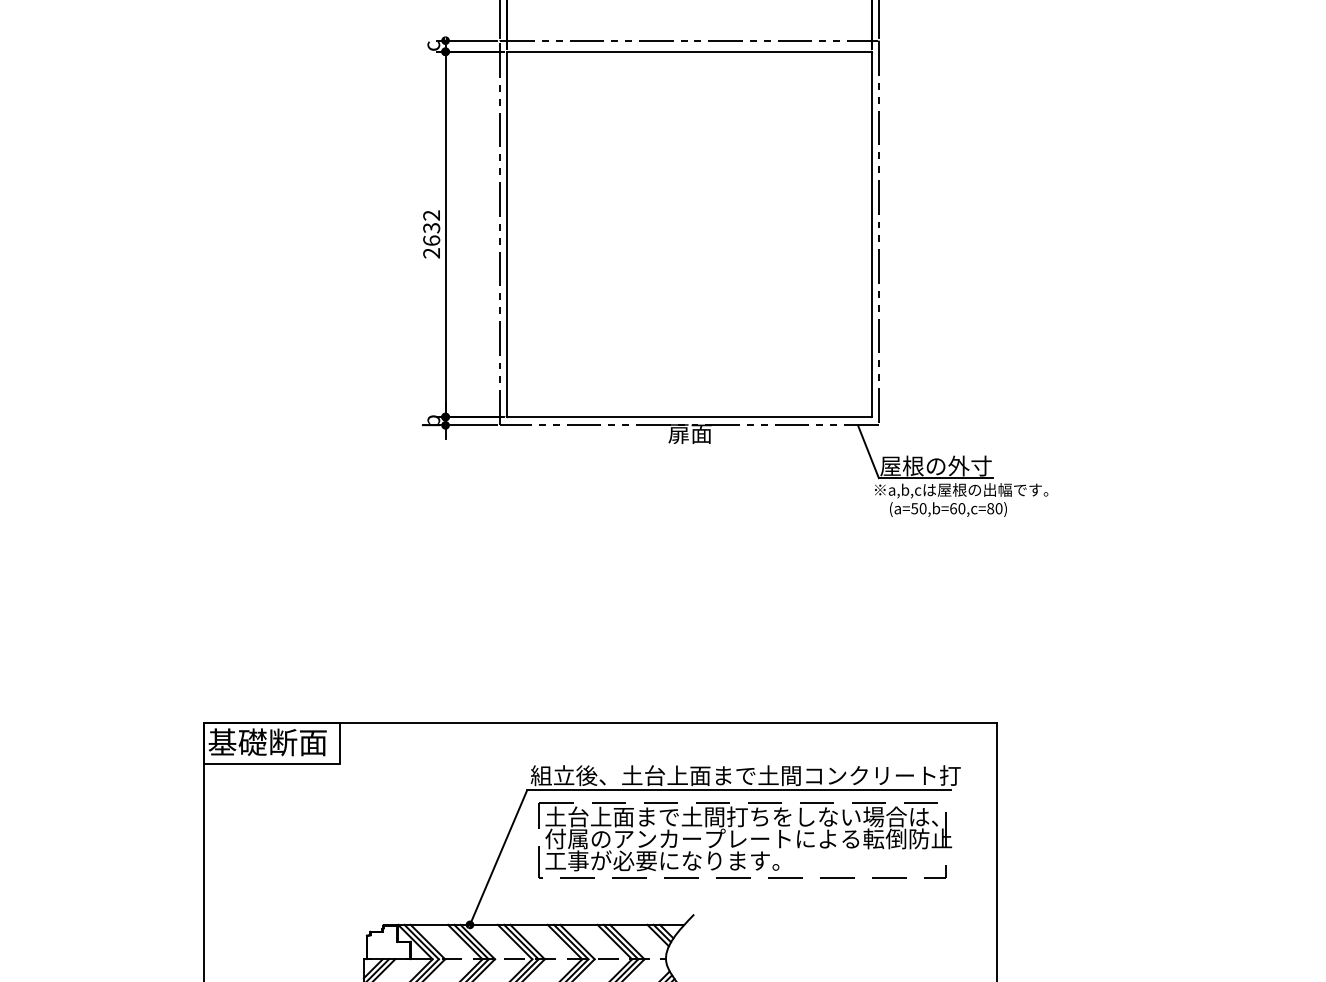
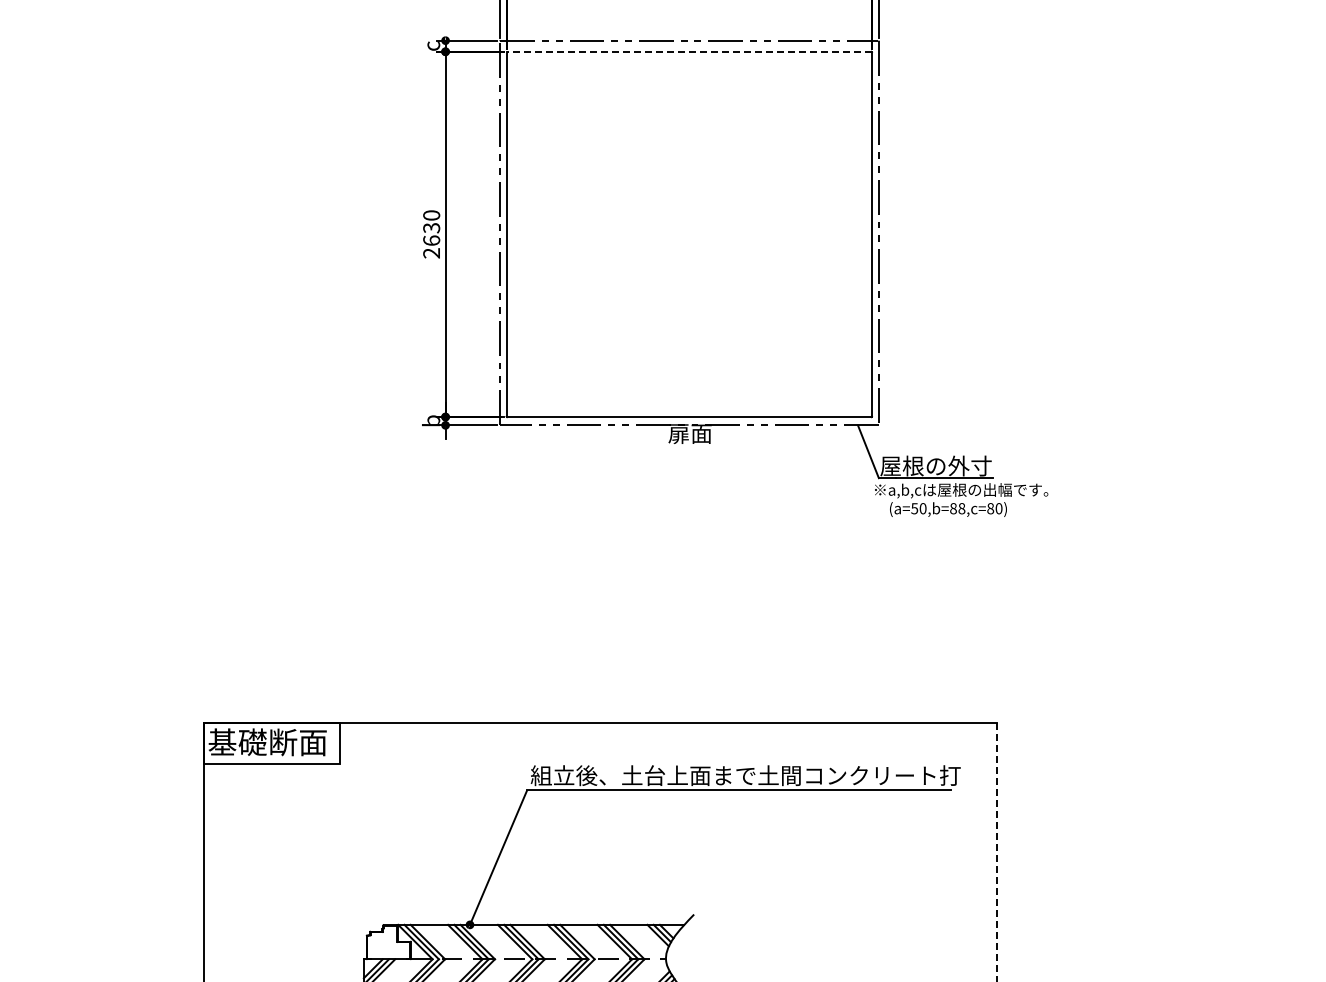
line: solid -> dashed (688, 51)
text: 2632 -> 2630 (431, 215)
text: (a=50,b=60,c=80) -> (a=50,b=88,c=80) (957, 508)
part: present -> none (745, 840)
line: solid -> dashed (996, 852)
